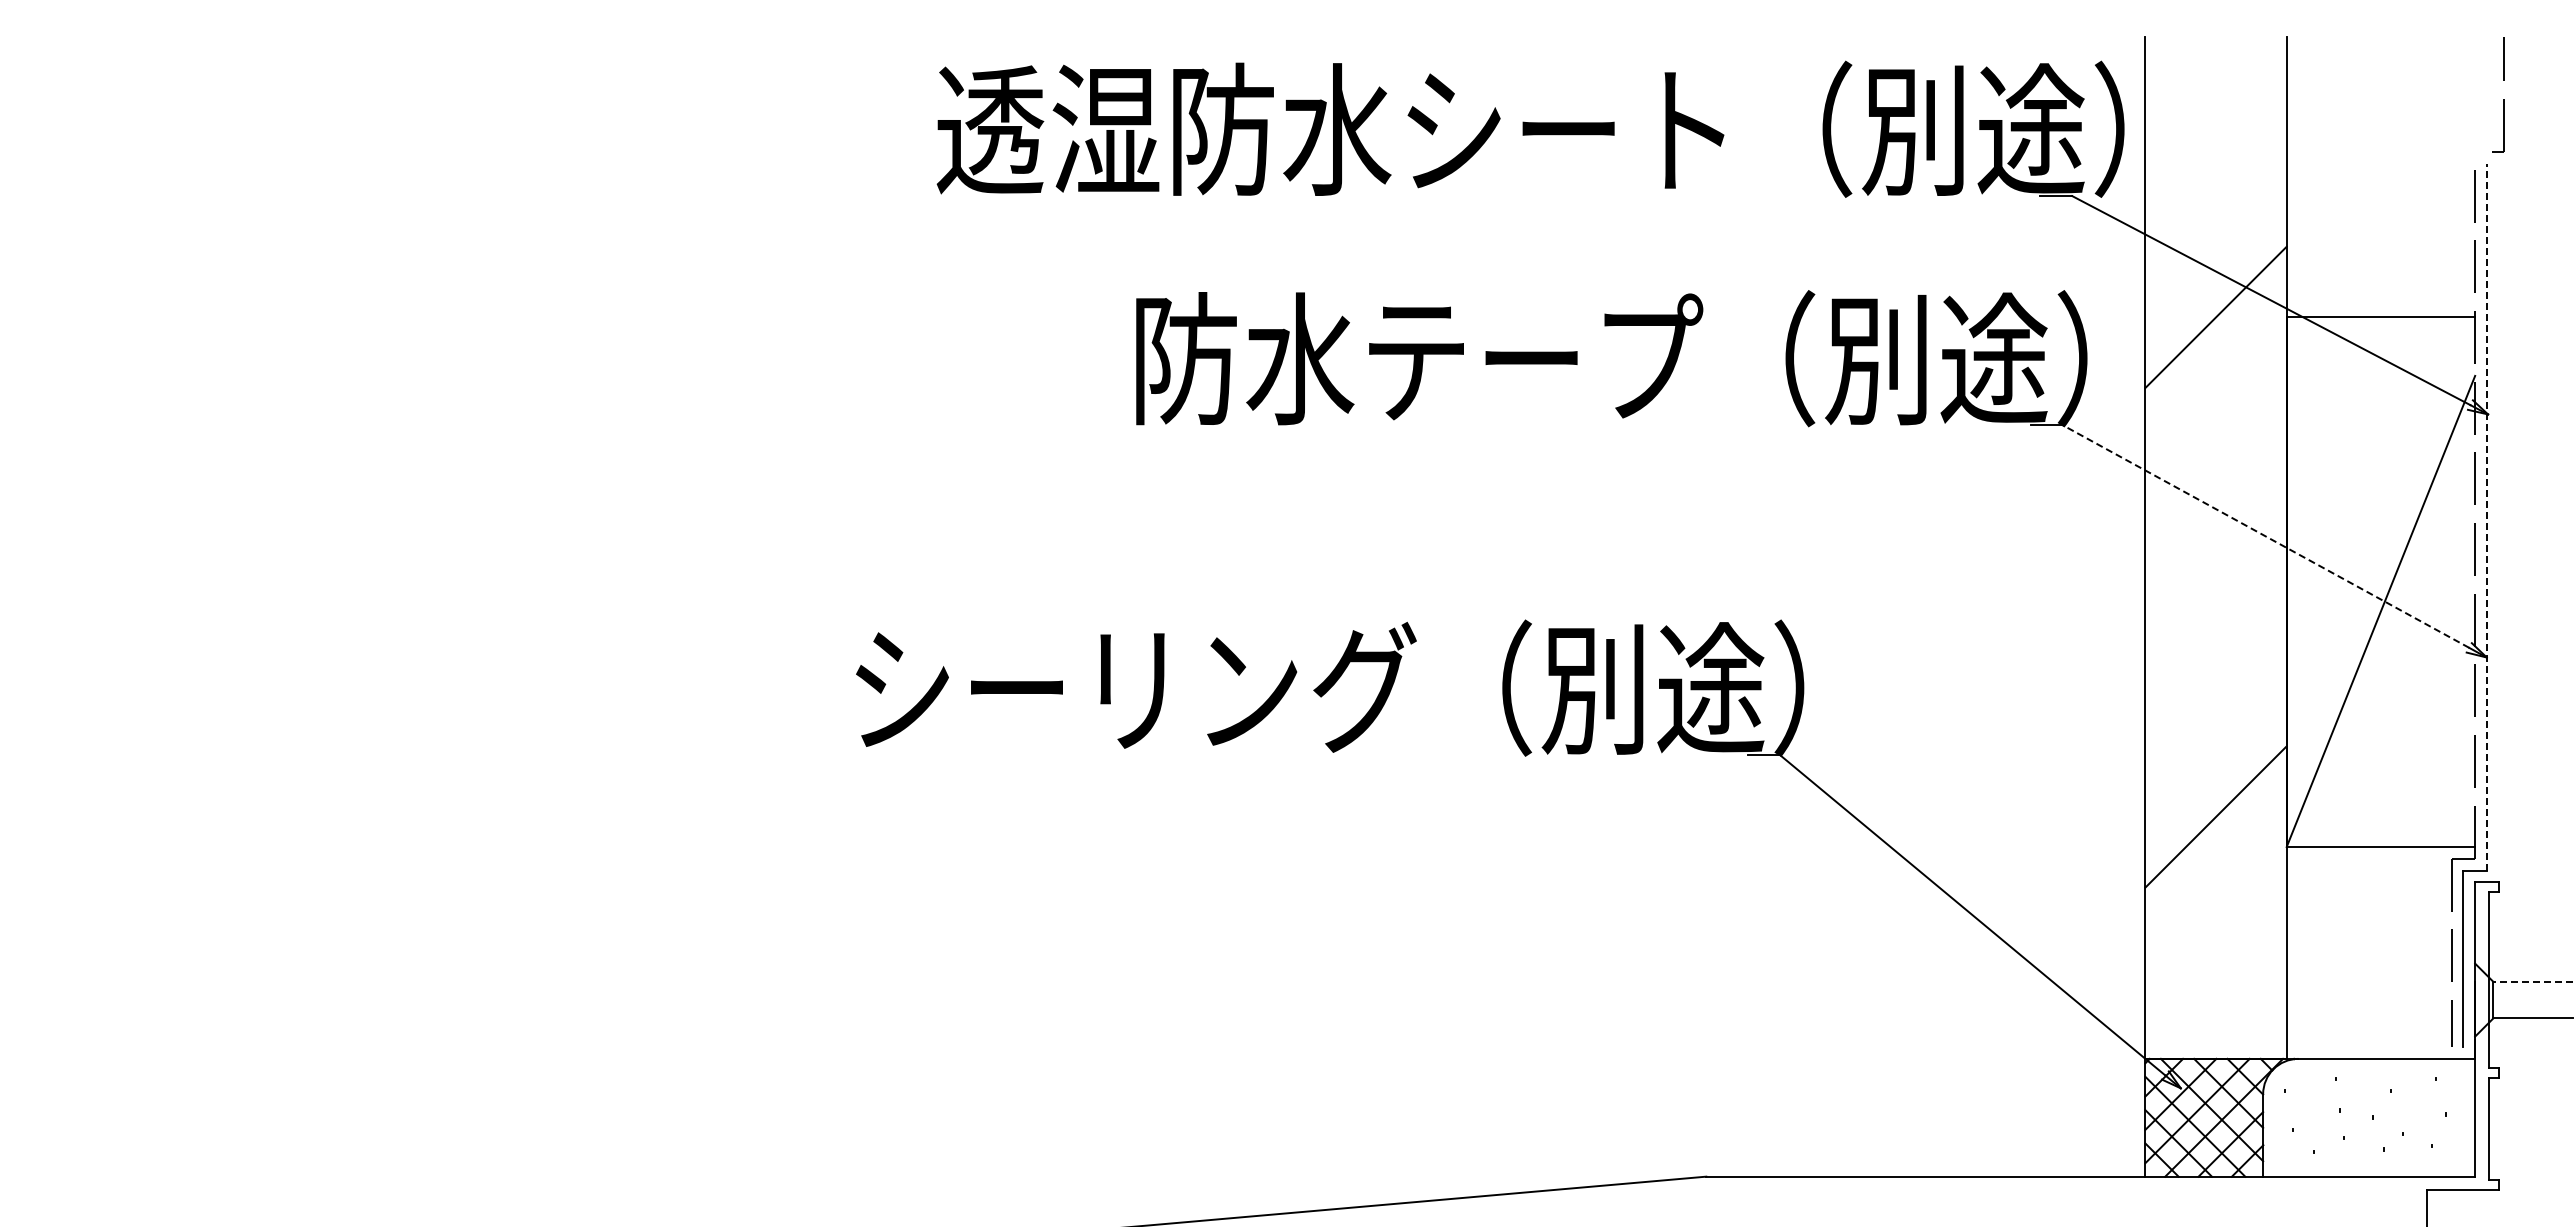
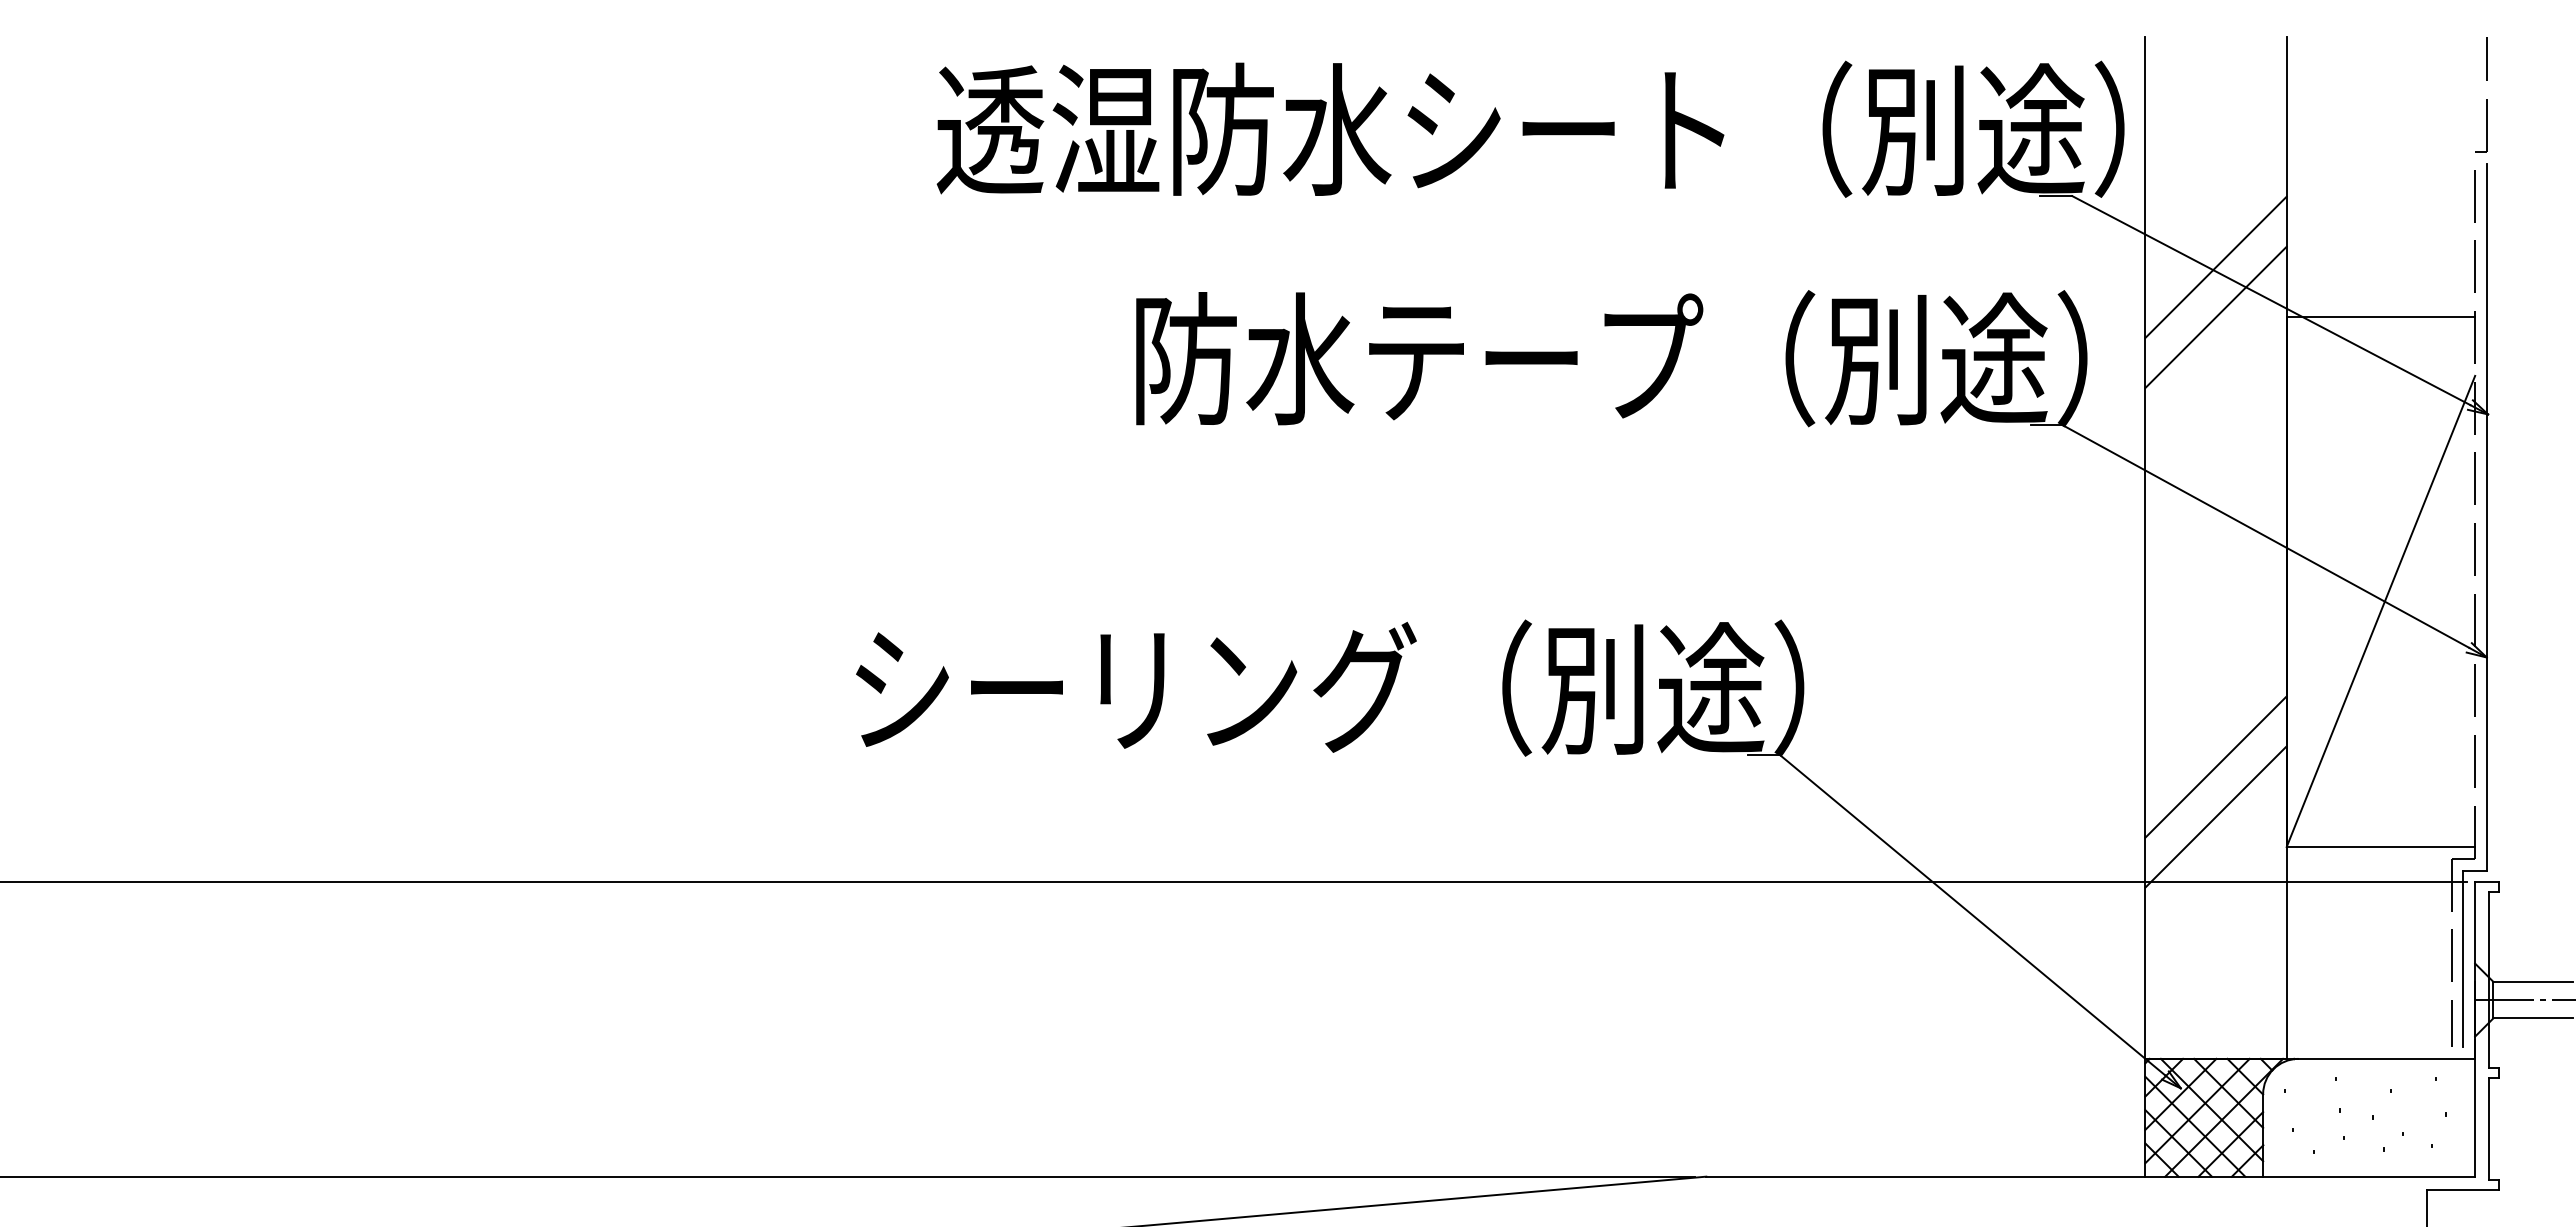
part position: (2503, 99) -> (2486, 99) (2486, 99)
line: none -> present (2215, 267)
line: dashed -> solid (2486, 516)
line: dashed -> solid (2266, 536)
line: none -> present (2215, 766)
line: none -> present (1234, 882)
line: dashed -> solid (2533, 981)
line: none -> present (2523, 1000)
line: none -> present (848, 1176)
